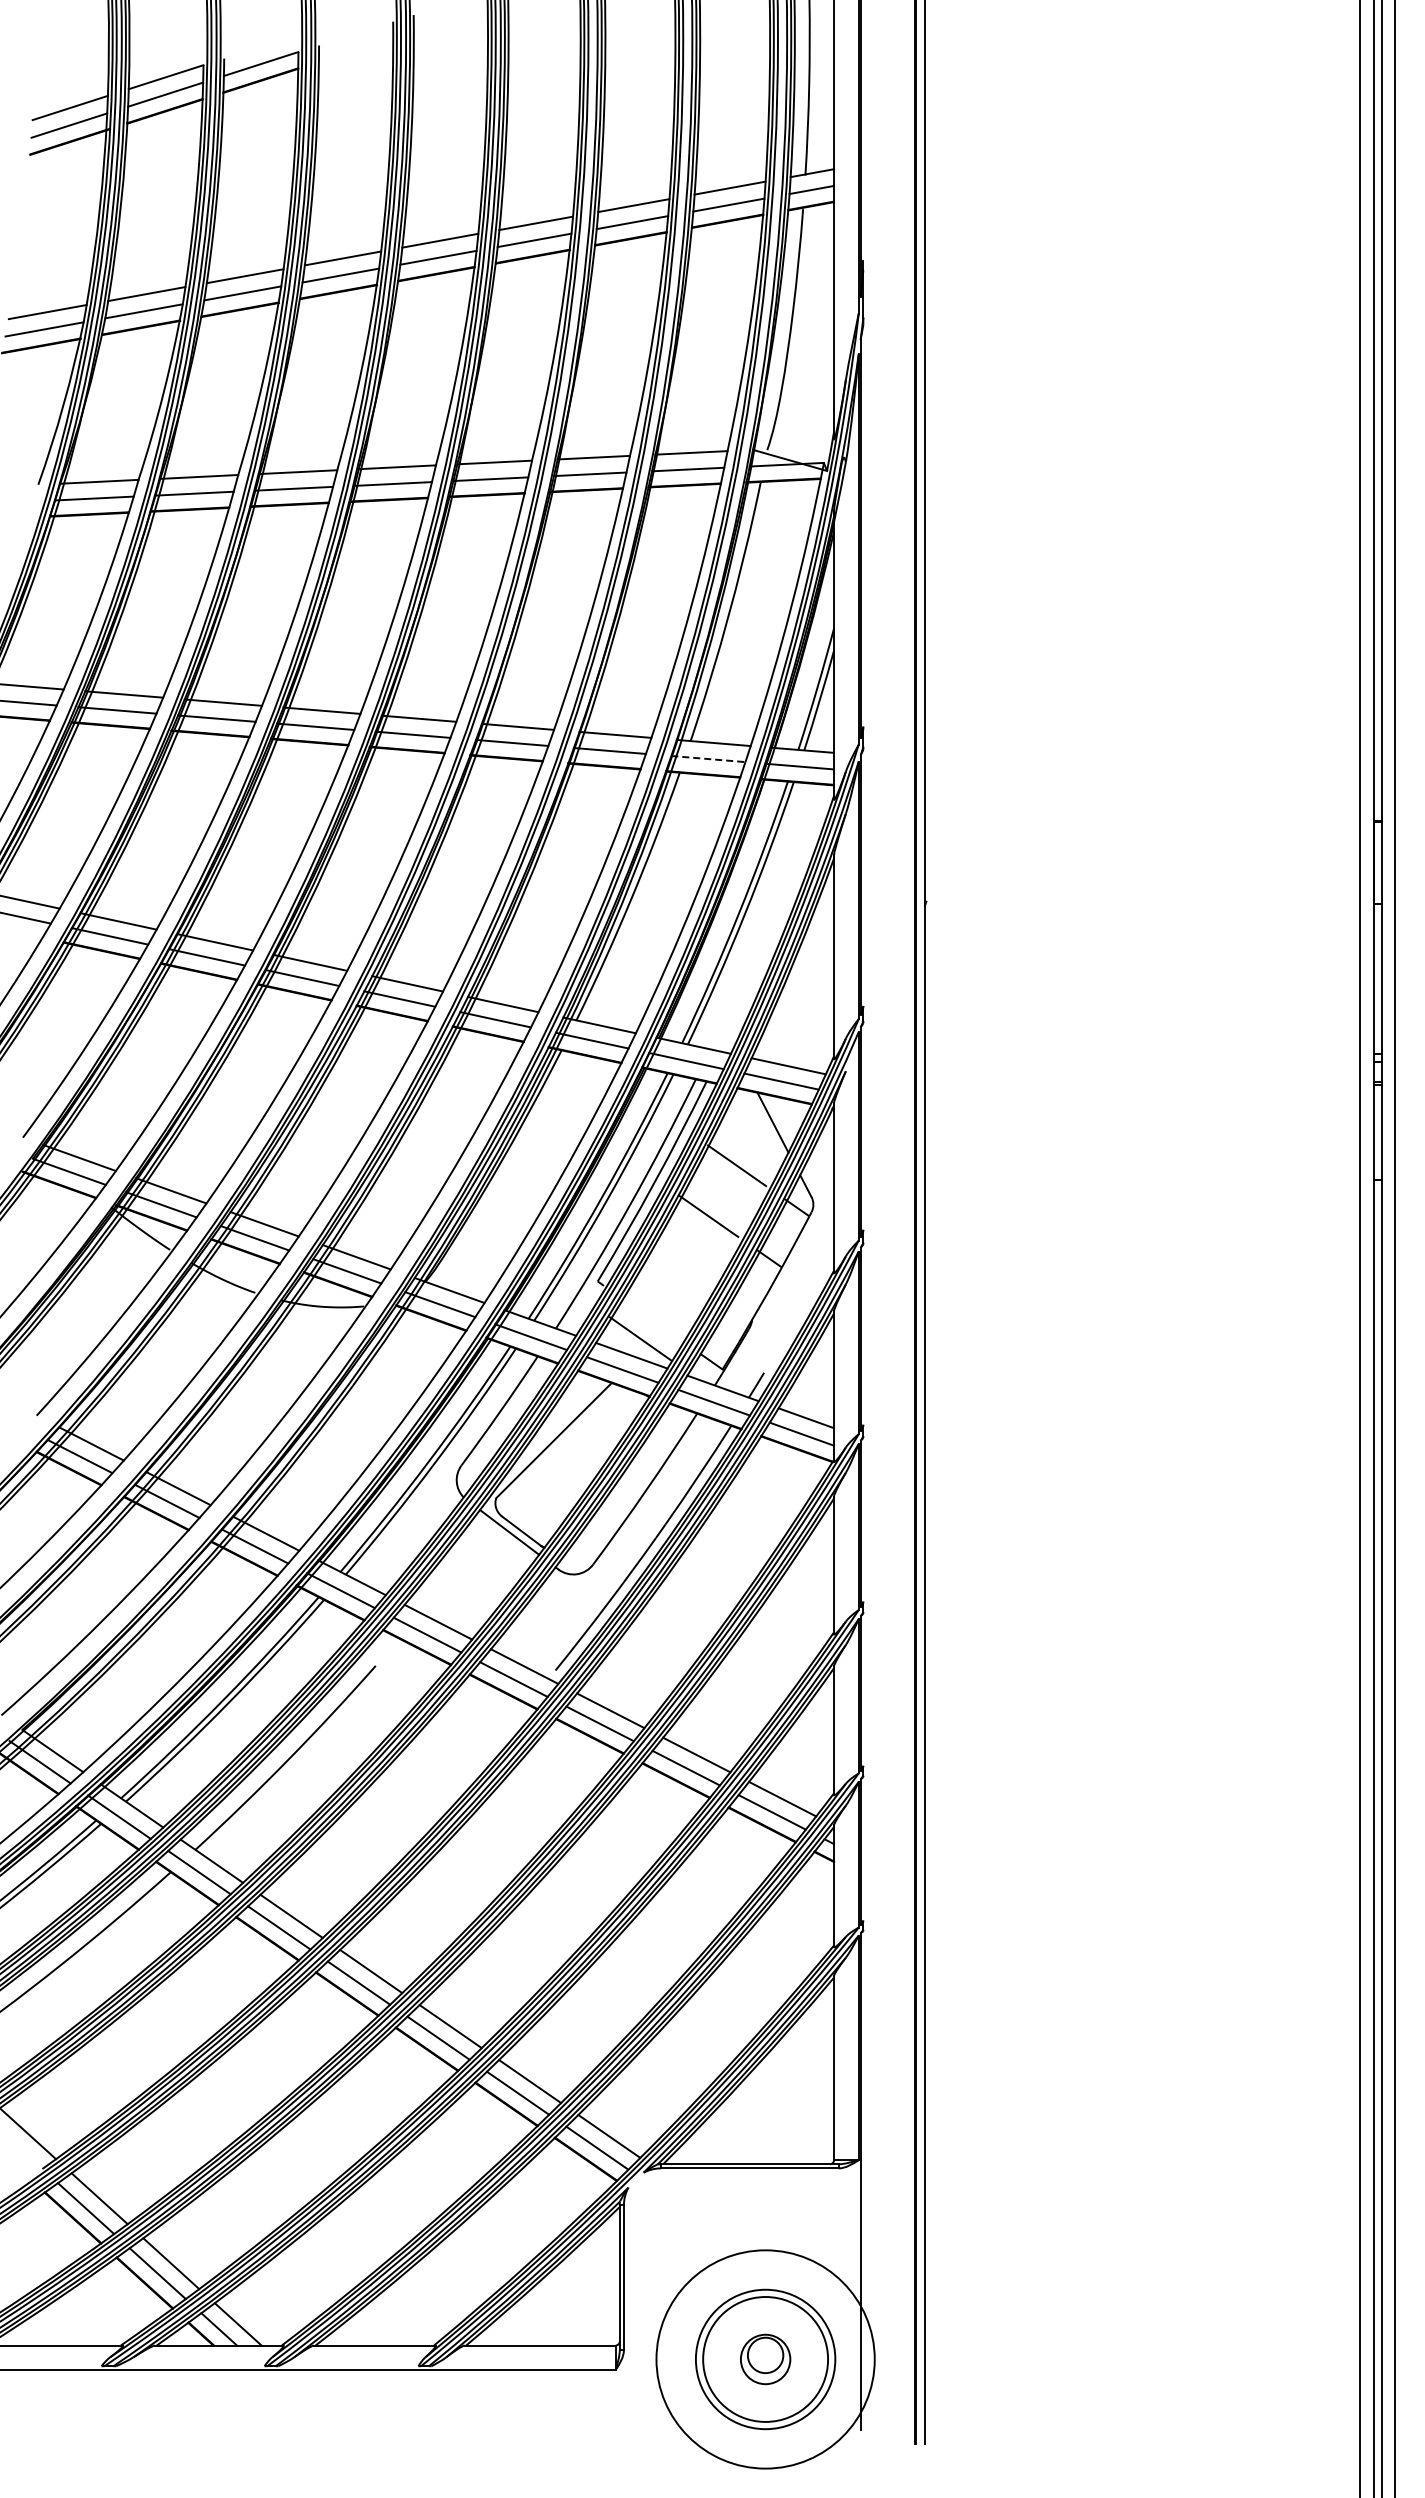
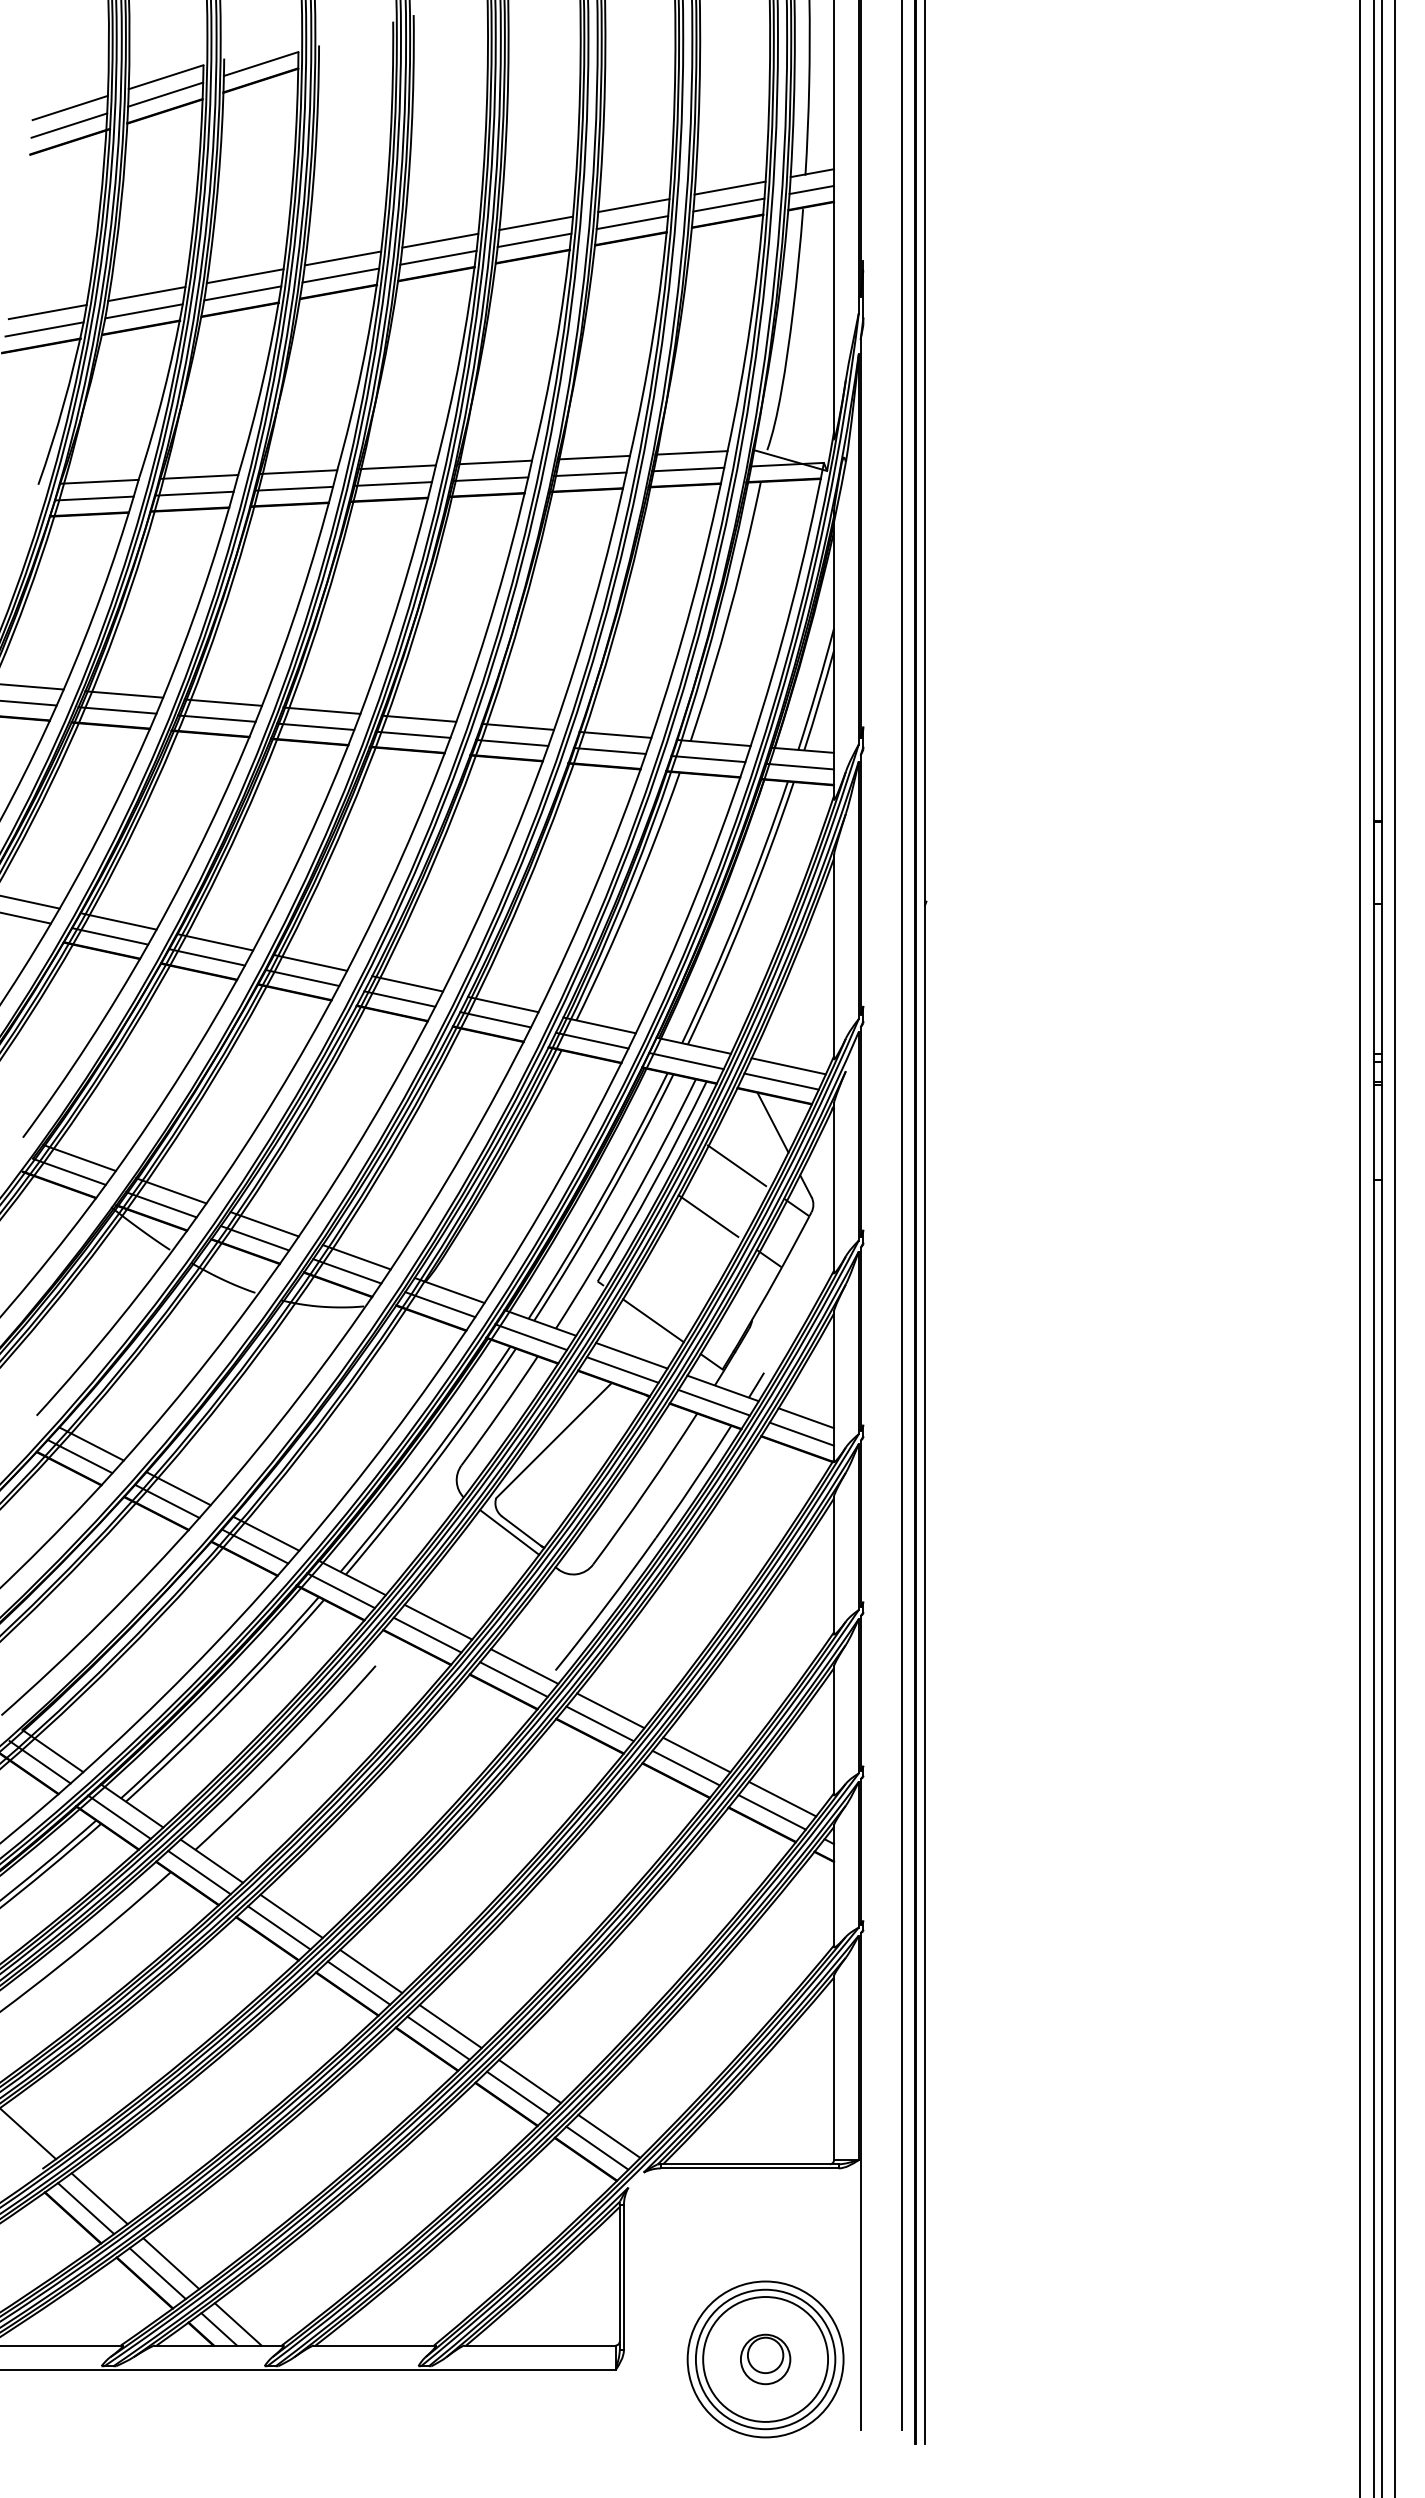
line: dashed -> solid (708, 759)
line: none -> present (901, 1215)
line position: (640, 1338) -> (653, 1320) (653, 1320)
circle diameter: 218 px -> 156 px (765, 2359)
